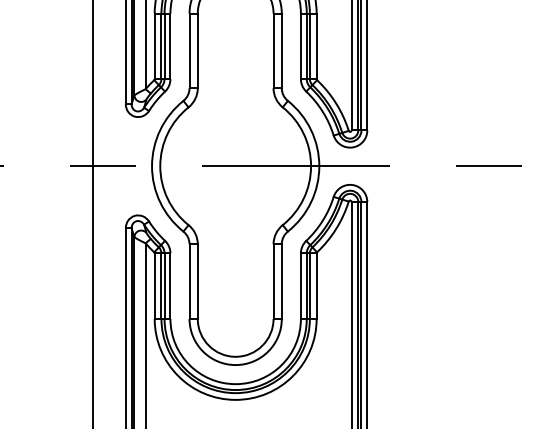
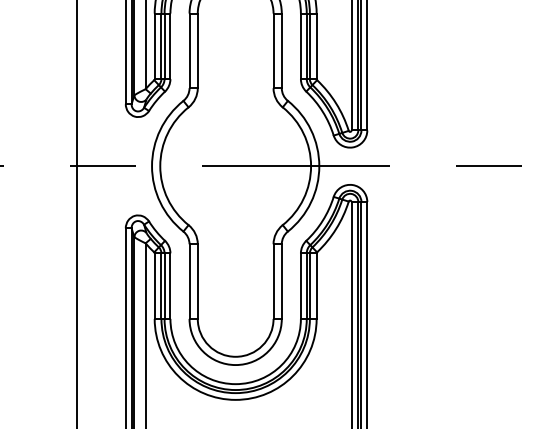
line position: (93, 213) -> (77, 213) (77, 213)
